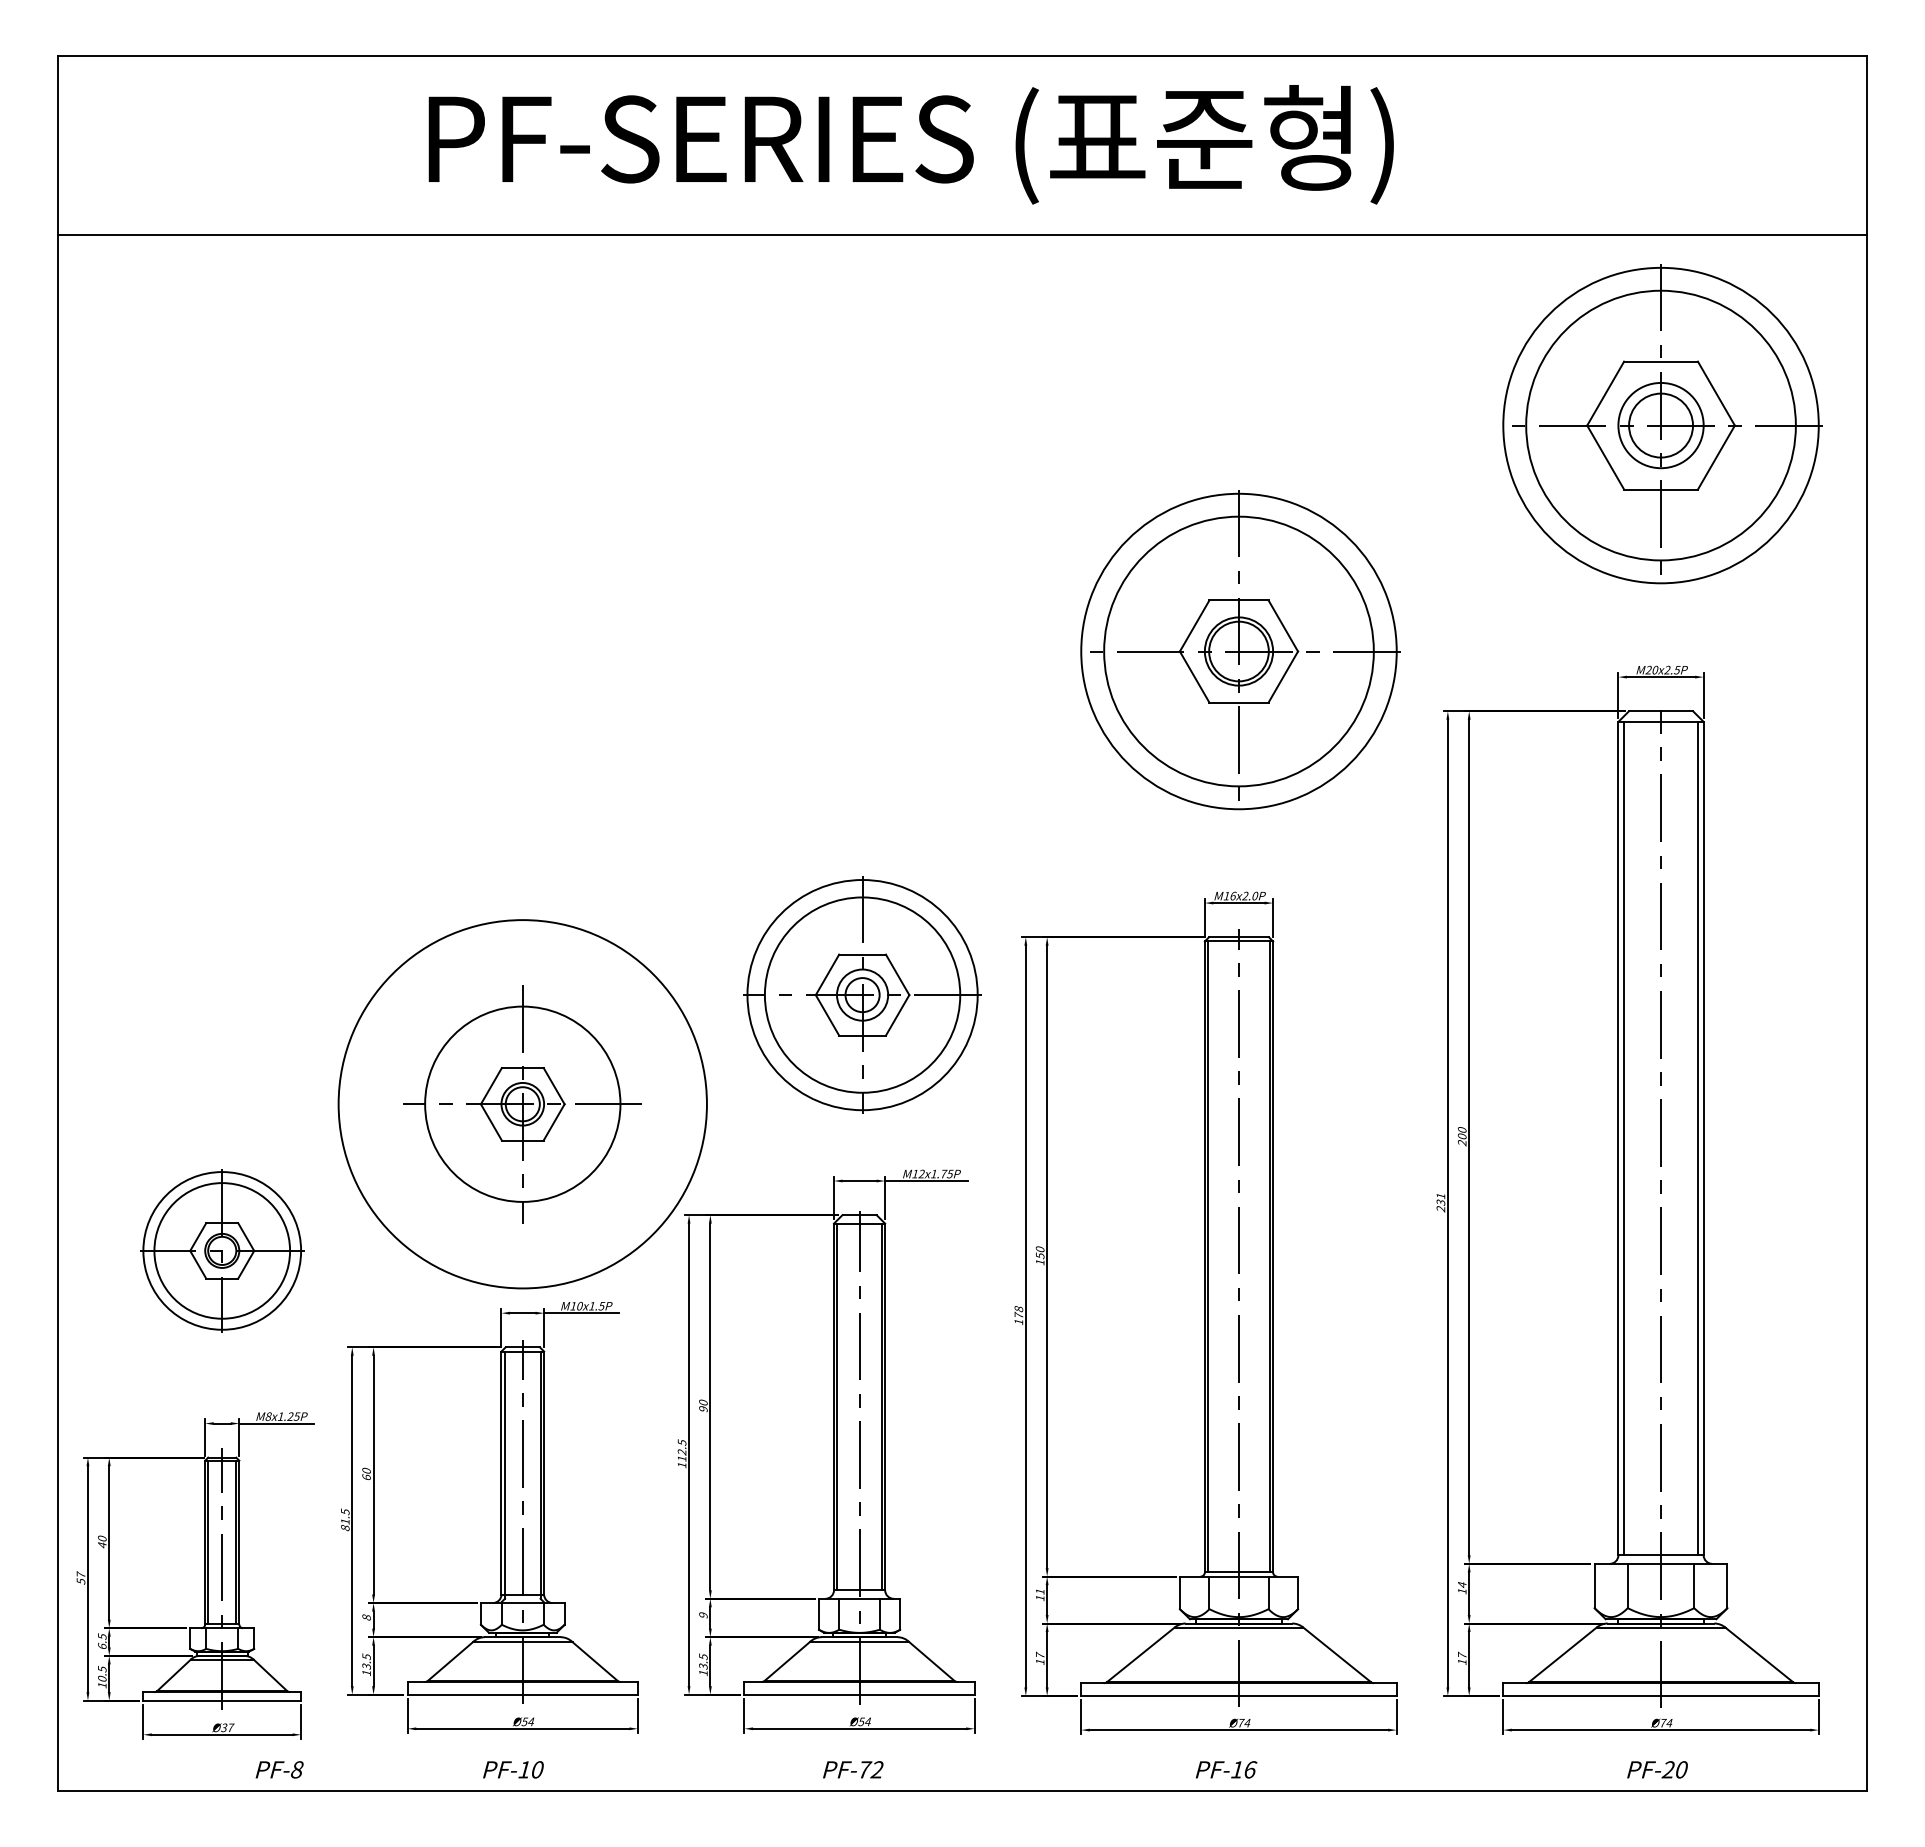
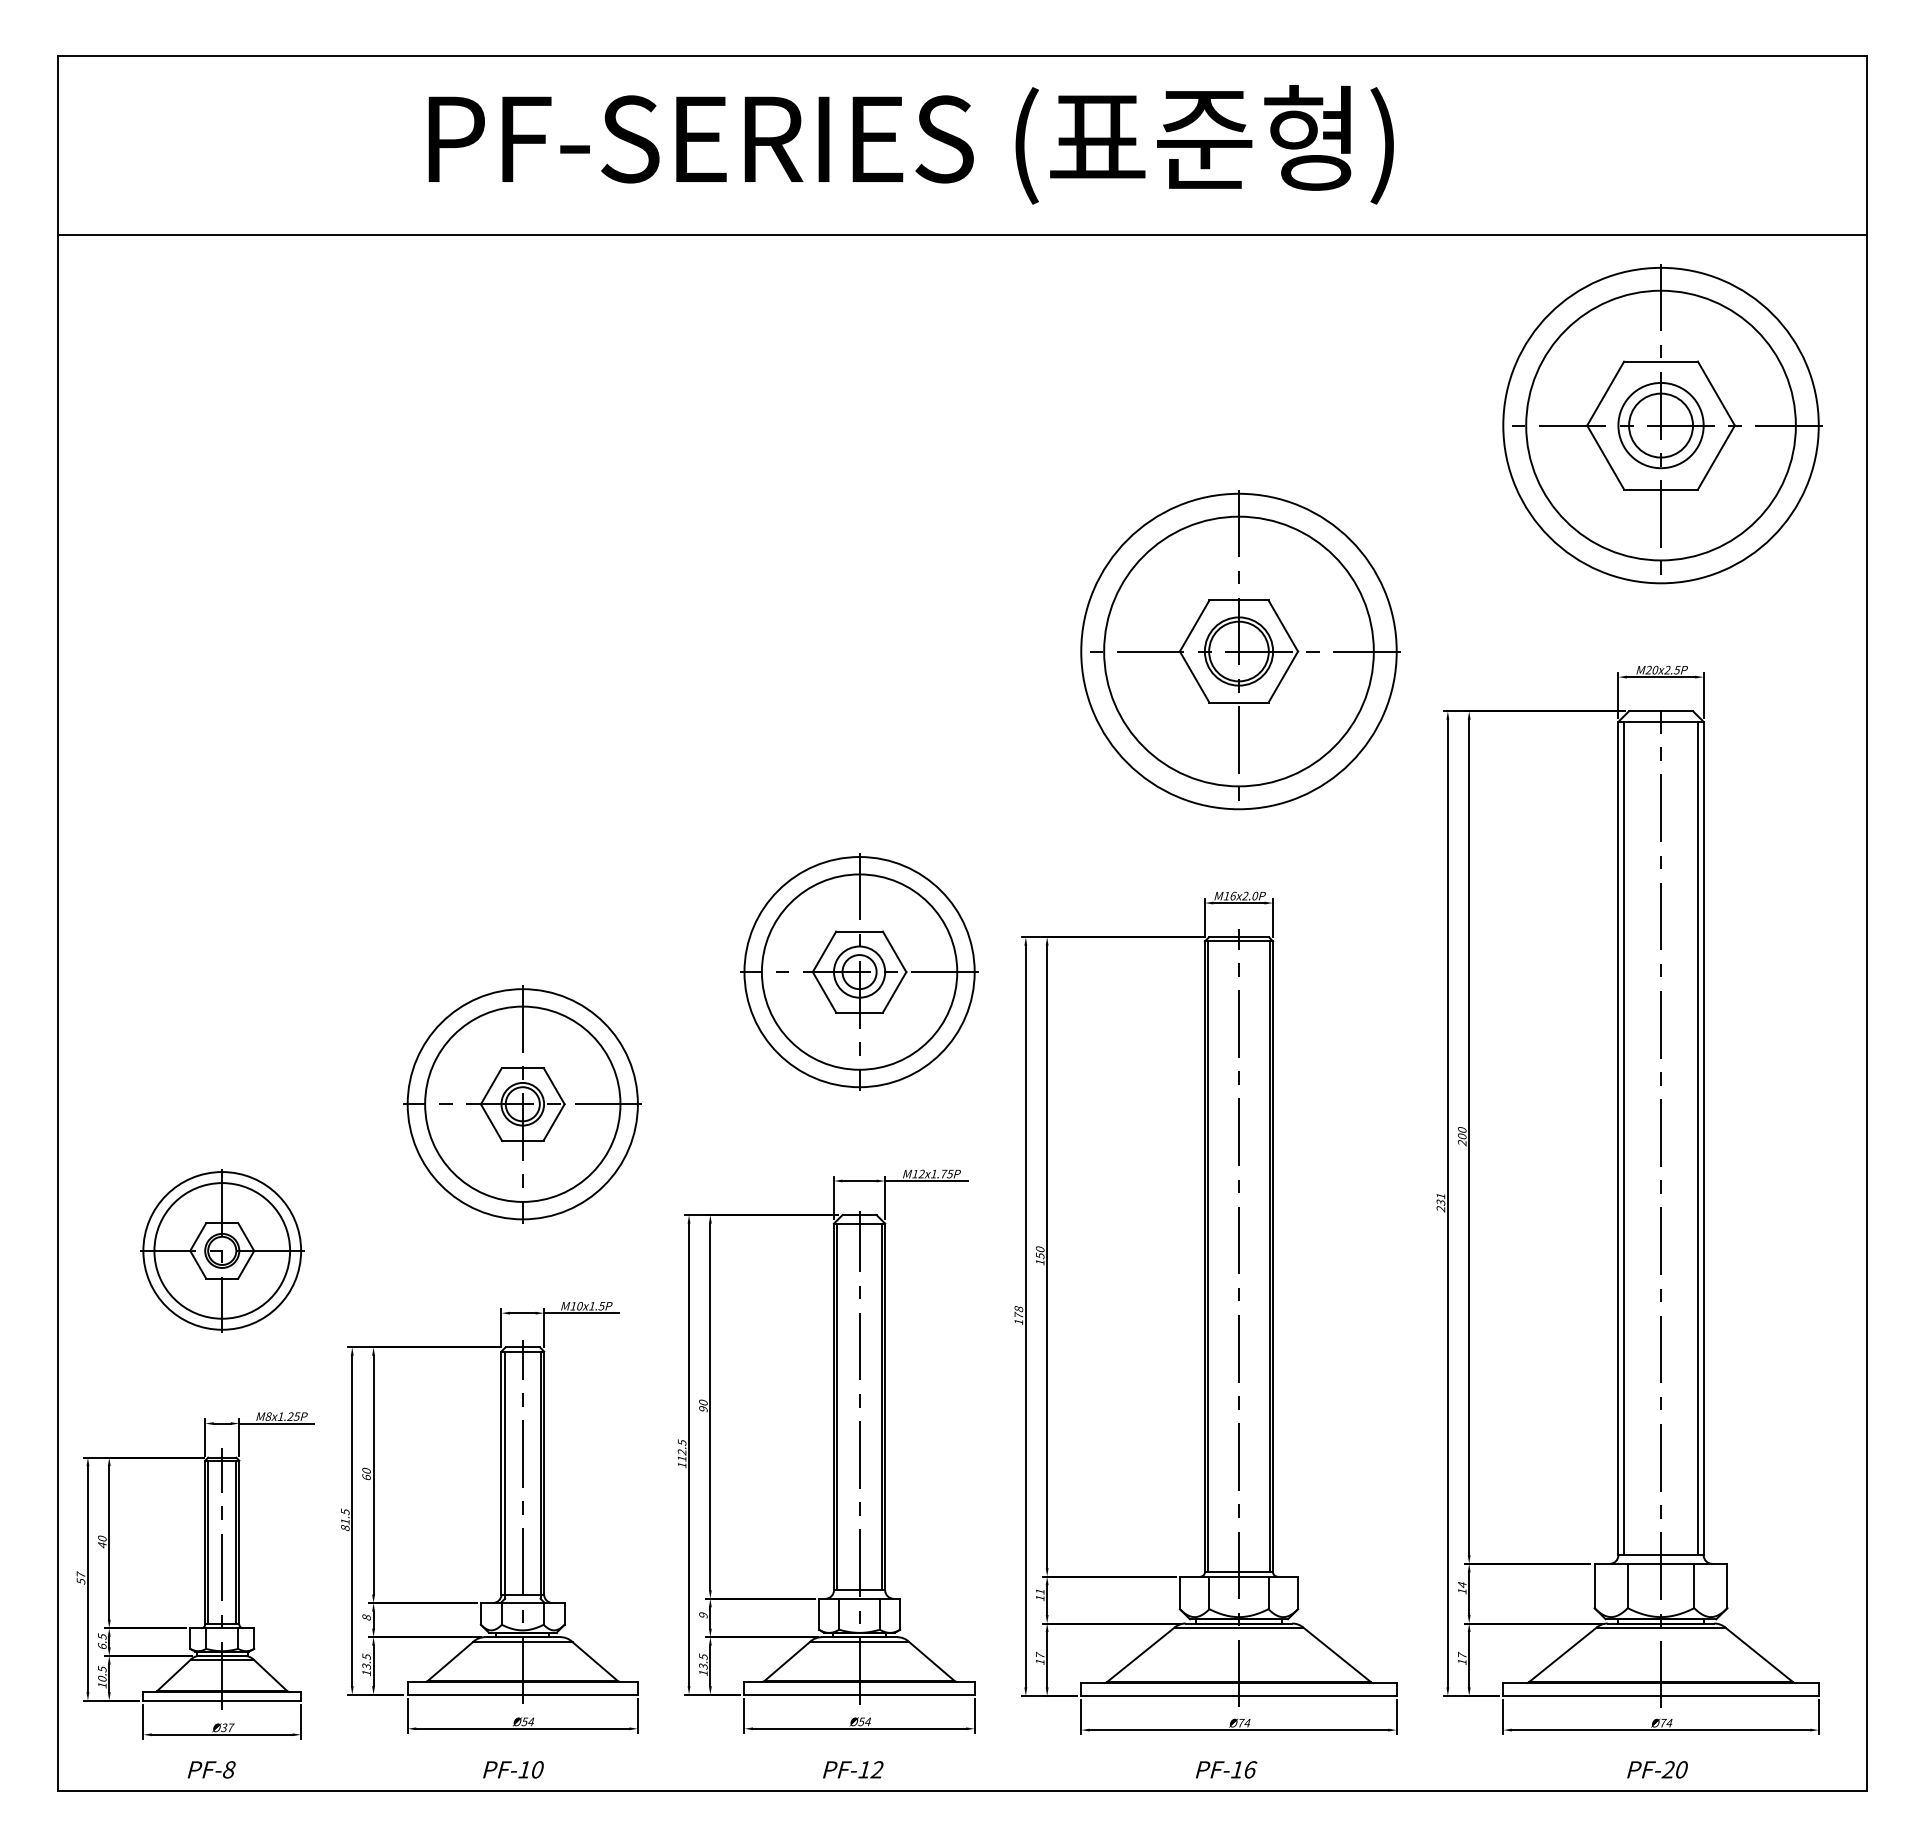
part position: (862, 994) -> (859, 971) (859, 971)
circle diameter: 368 px -> 230 px (522, 1104)
text position: (279, 1769) -> (211, 1769) (211, 1769)
text: PF-72 -> PF-12 (865, 1769)
